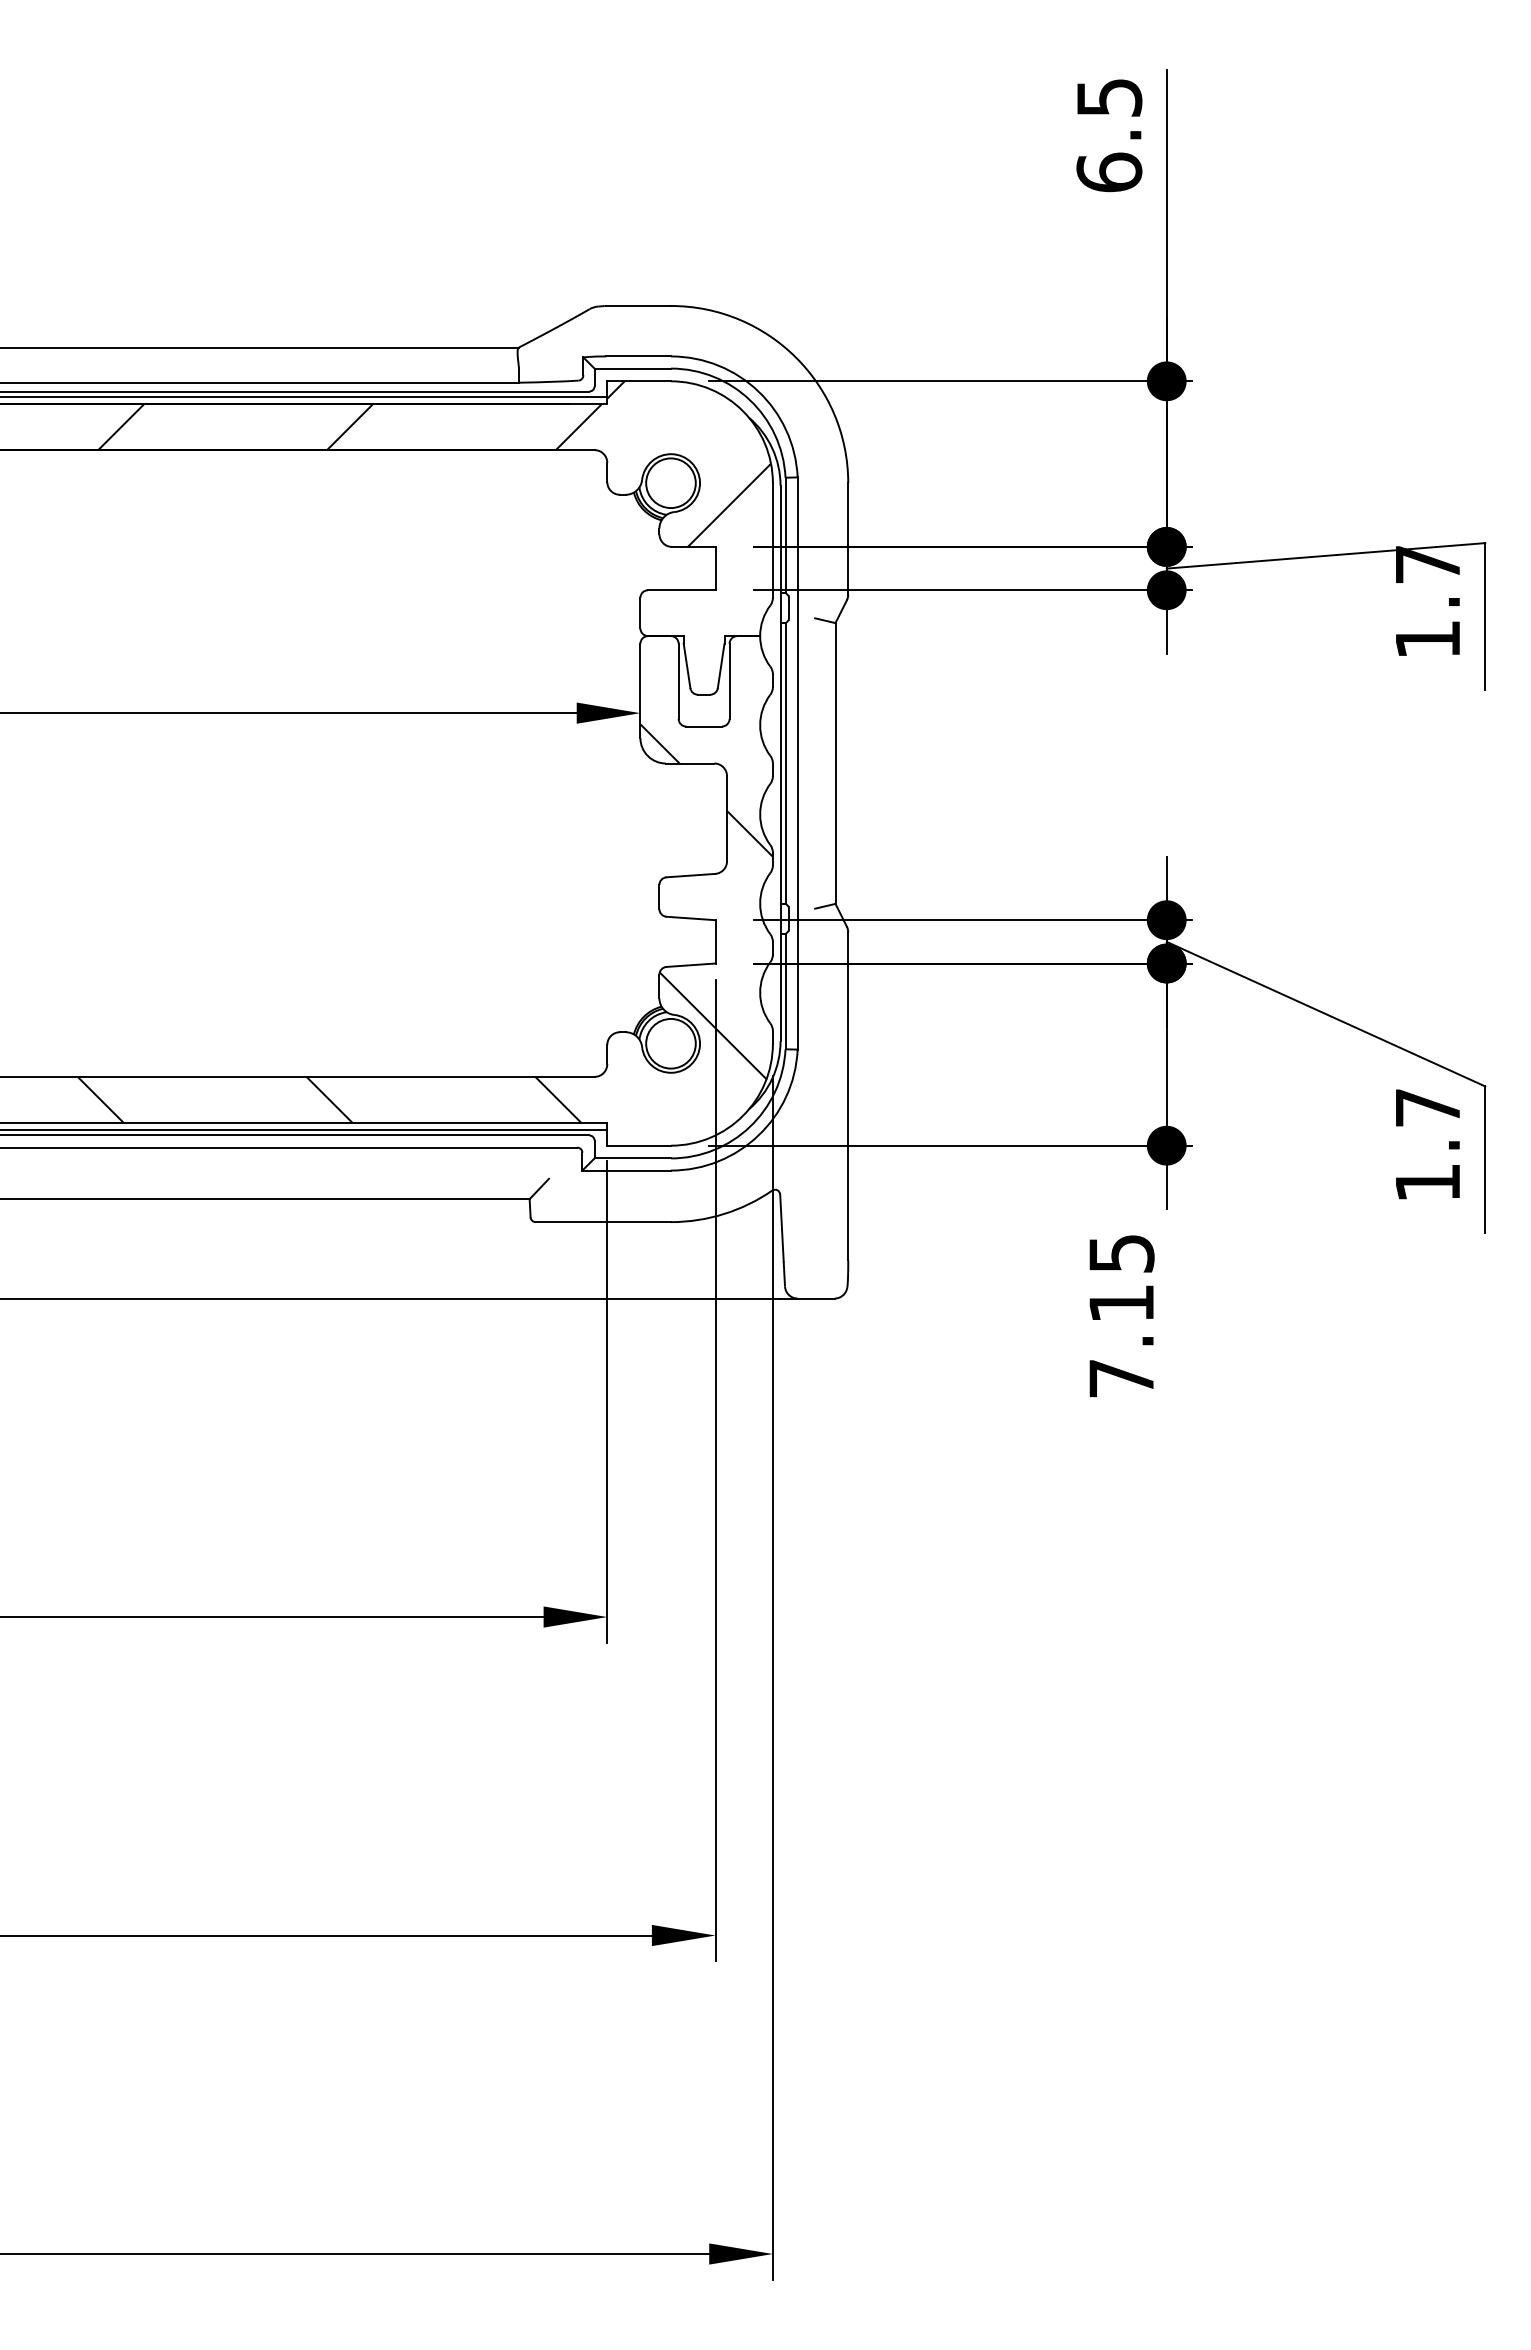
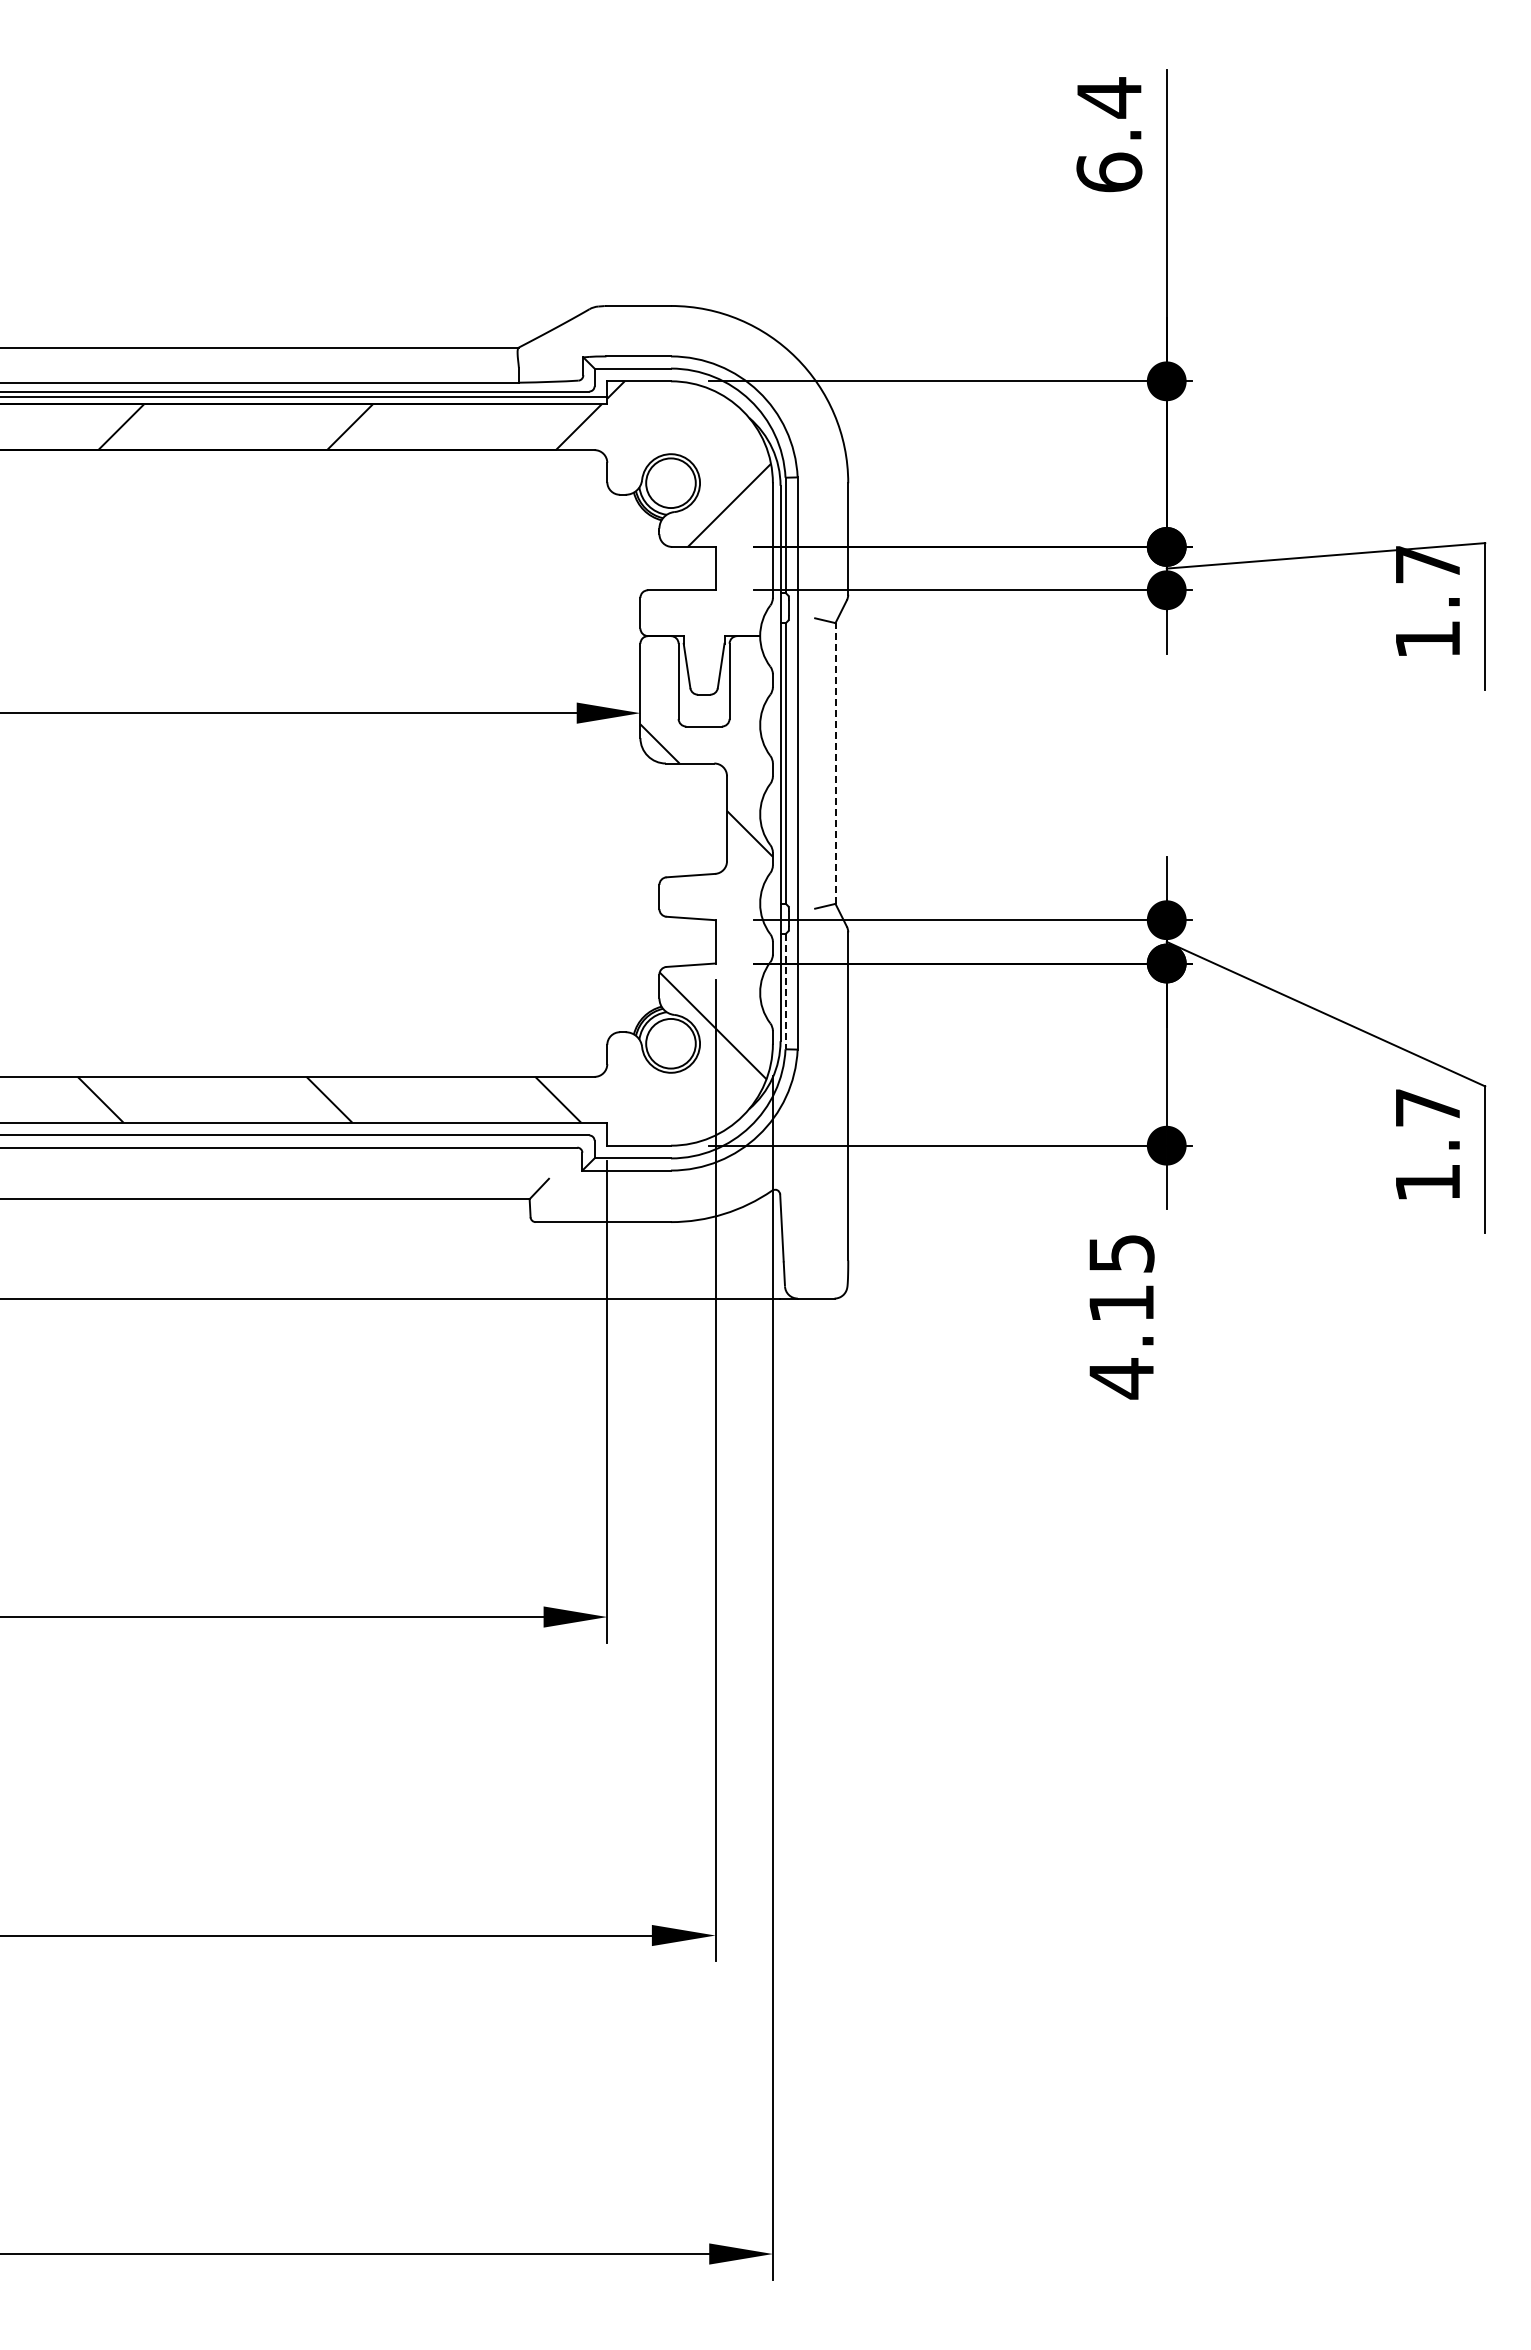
text: 6.5 -> 6.4 (1109, 97)
line: solid -> dashed (835, 763)
line: solid -> dashed (785, 991)
line: present -> none (304, 1130)
text: 7.15 -> 4.15 (1121, 1378)
